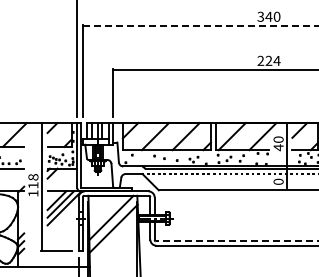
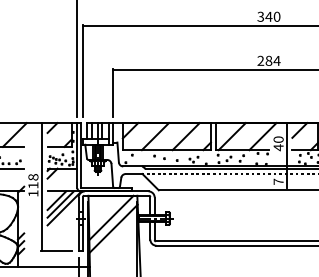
line: dashed -> solid (200, 25)
text: 224 -> 284 (268, 60)
text: 0 -> 7 (278, 181)
line: dashed -> solid (236, 241)
